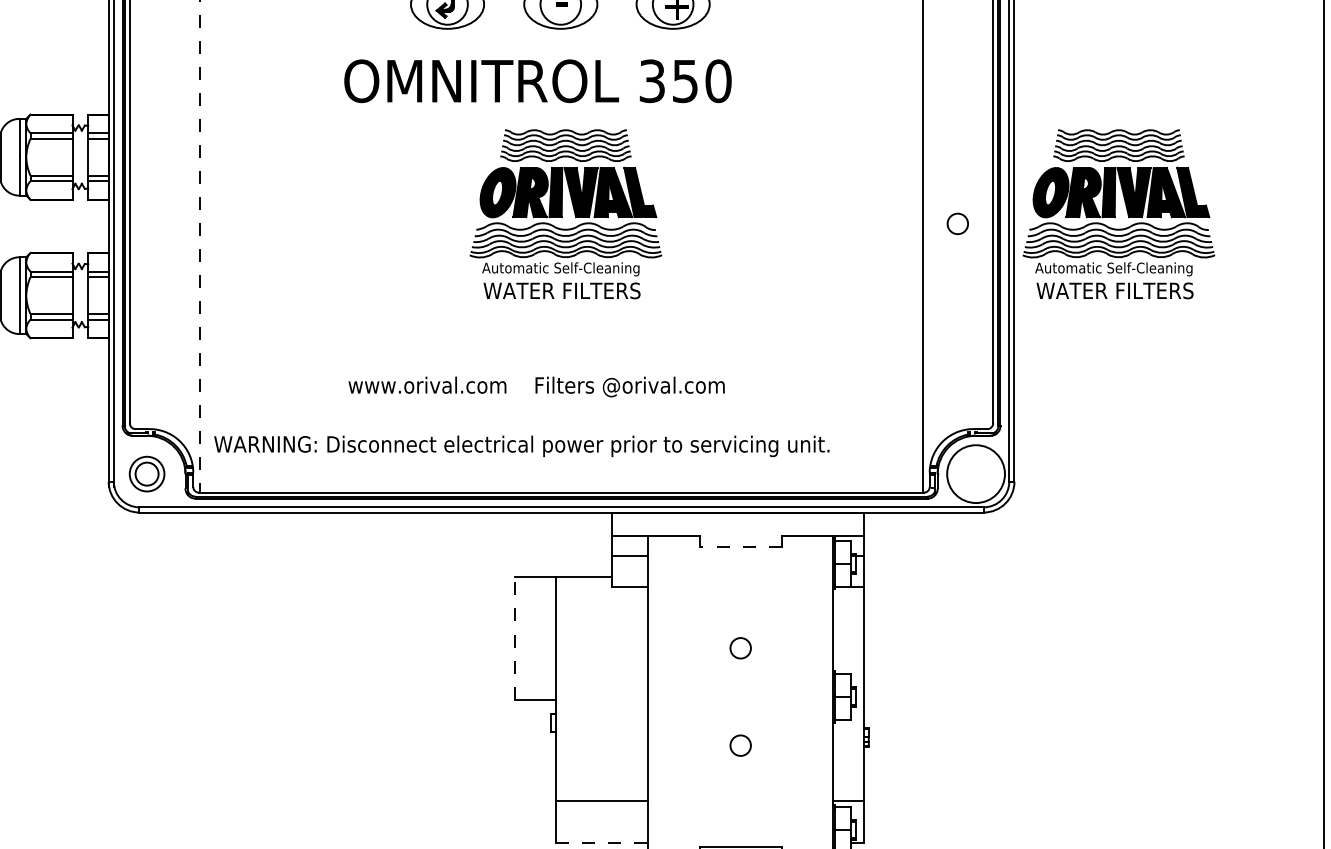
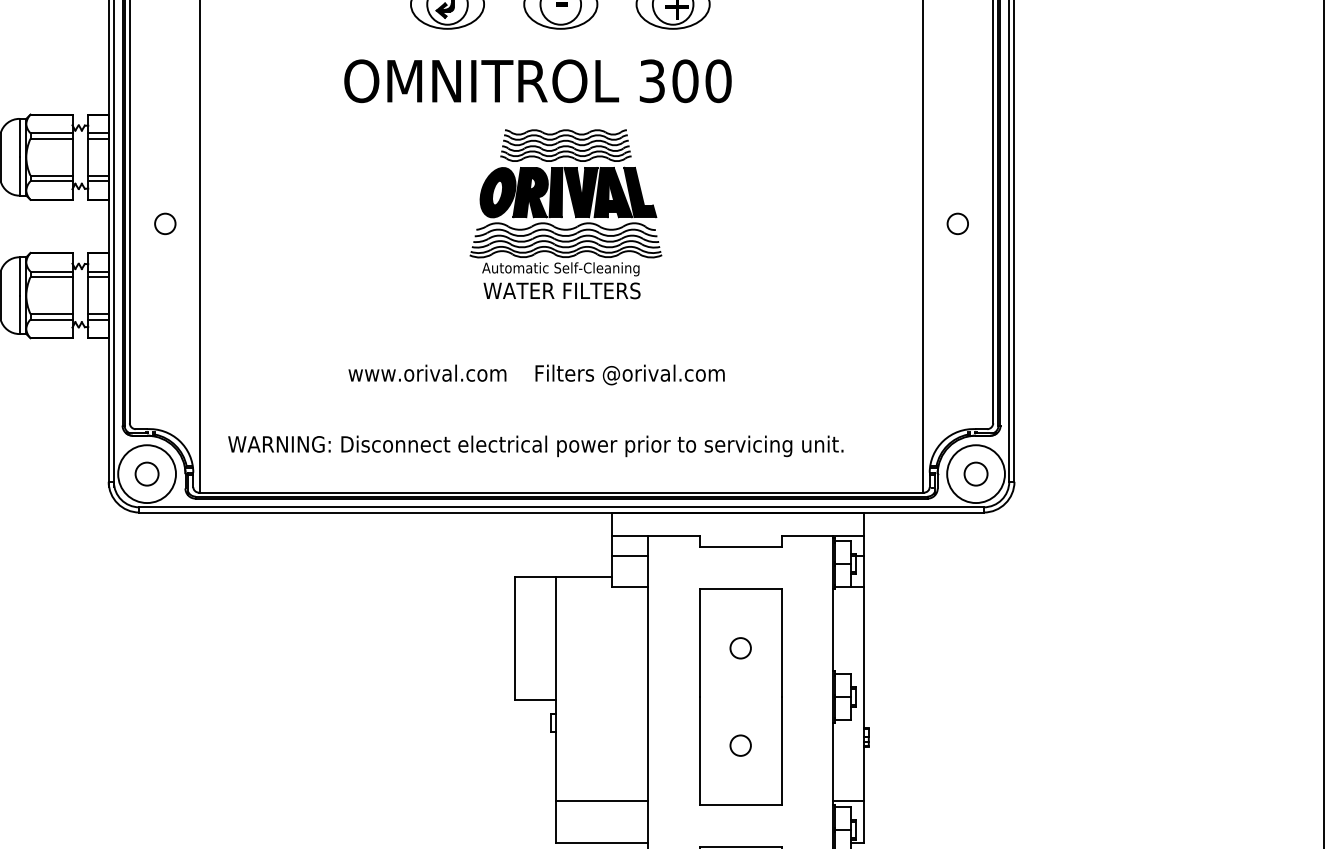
text: 350 -> 300 (685, 81)
part: present -> none (1118, 214)
circle: none -> present (165, 223)
line: dashed -> solid (200, 246)
text position: (536, 386) -> (536, 374) (536, 374)
text position: (521, 446) -> (535, 446) (535, 446)
circle diameter: 35 px -> 58 px (147, 474)
circle: none -> present (975, 473)
line: dashed -> solid (740, 547)
line: dashed -> solid (515, 638)
part: none -> present (740, 696)
line: dashed -> solid (602, 843)
